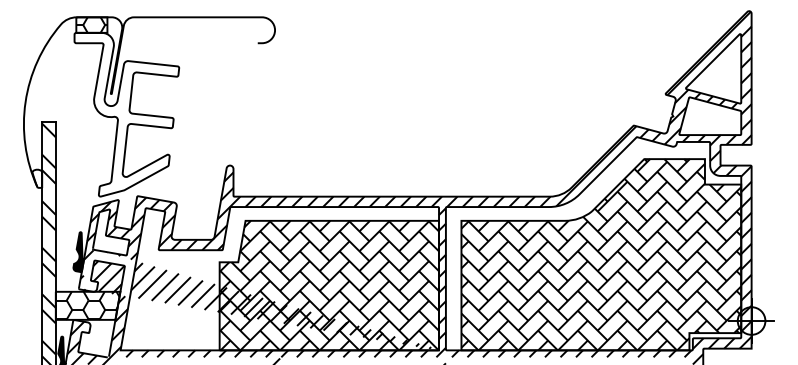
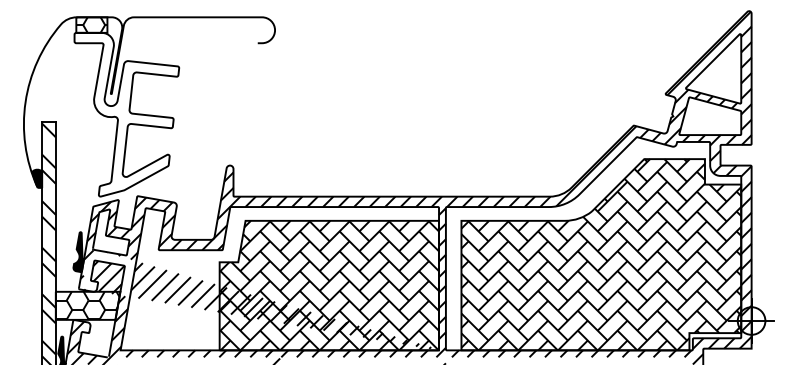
fill: none -> present (37, 178)
